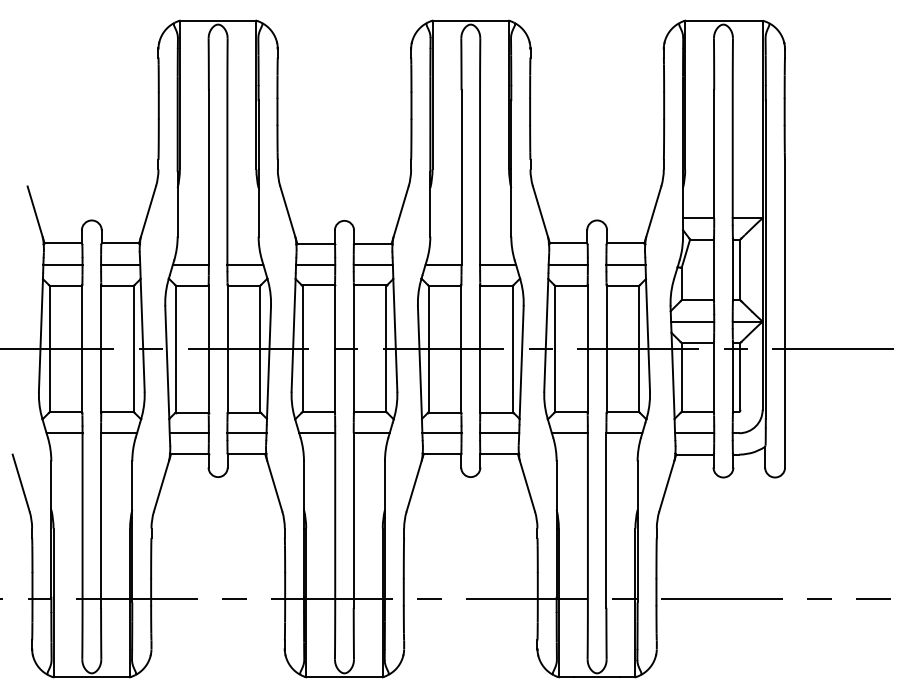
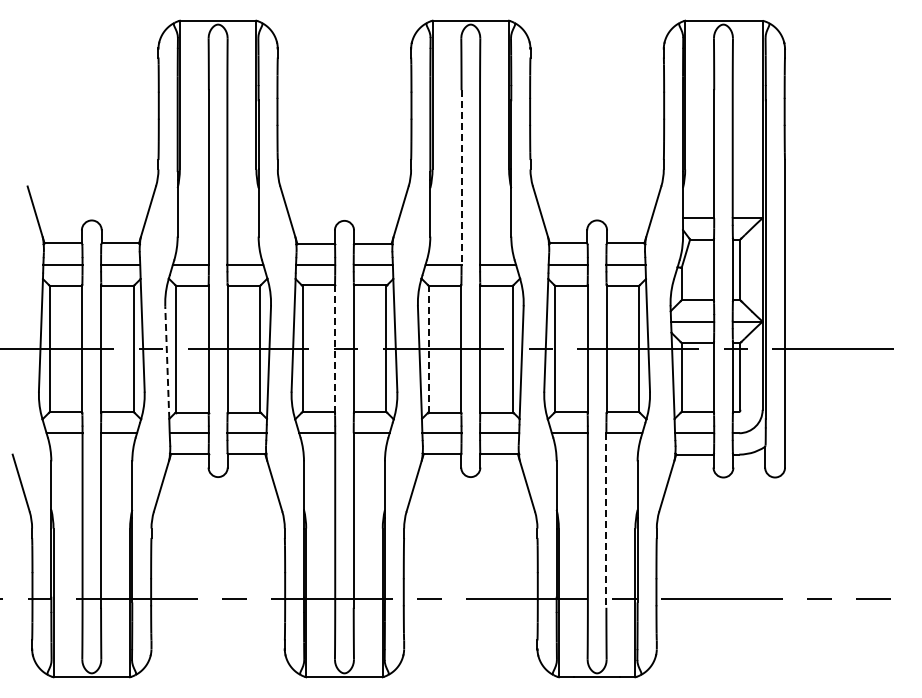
line: solid -> dashed (461, 177)
line: solid -> dashed (429, 348)
line: solid -> dashed (334, 349)
line: solid -> dashed (167, 362)
line: solid -> dashed (606, 521)
